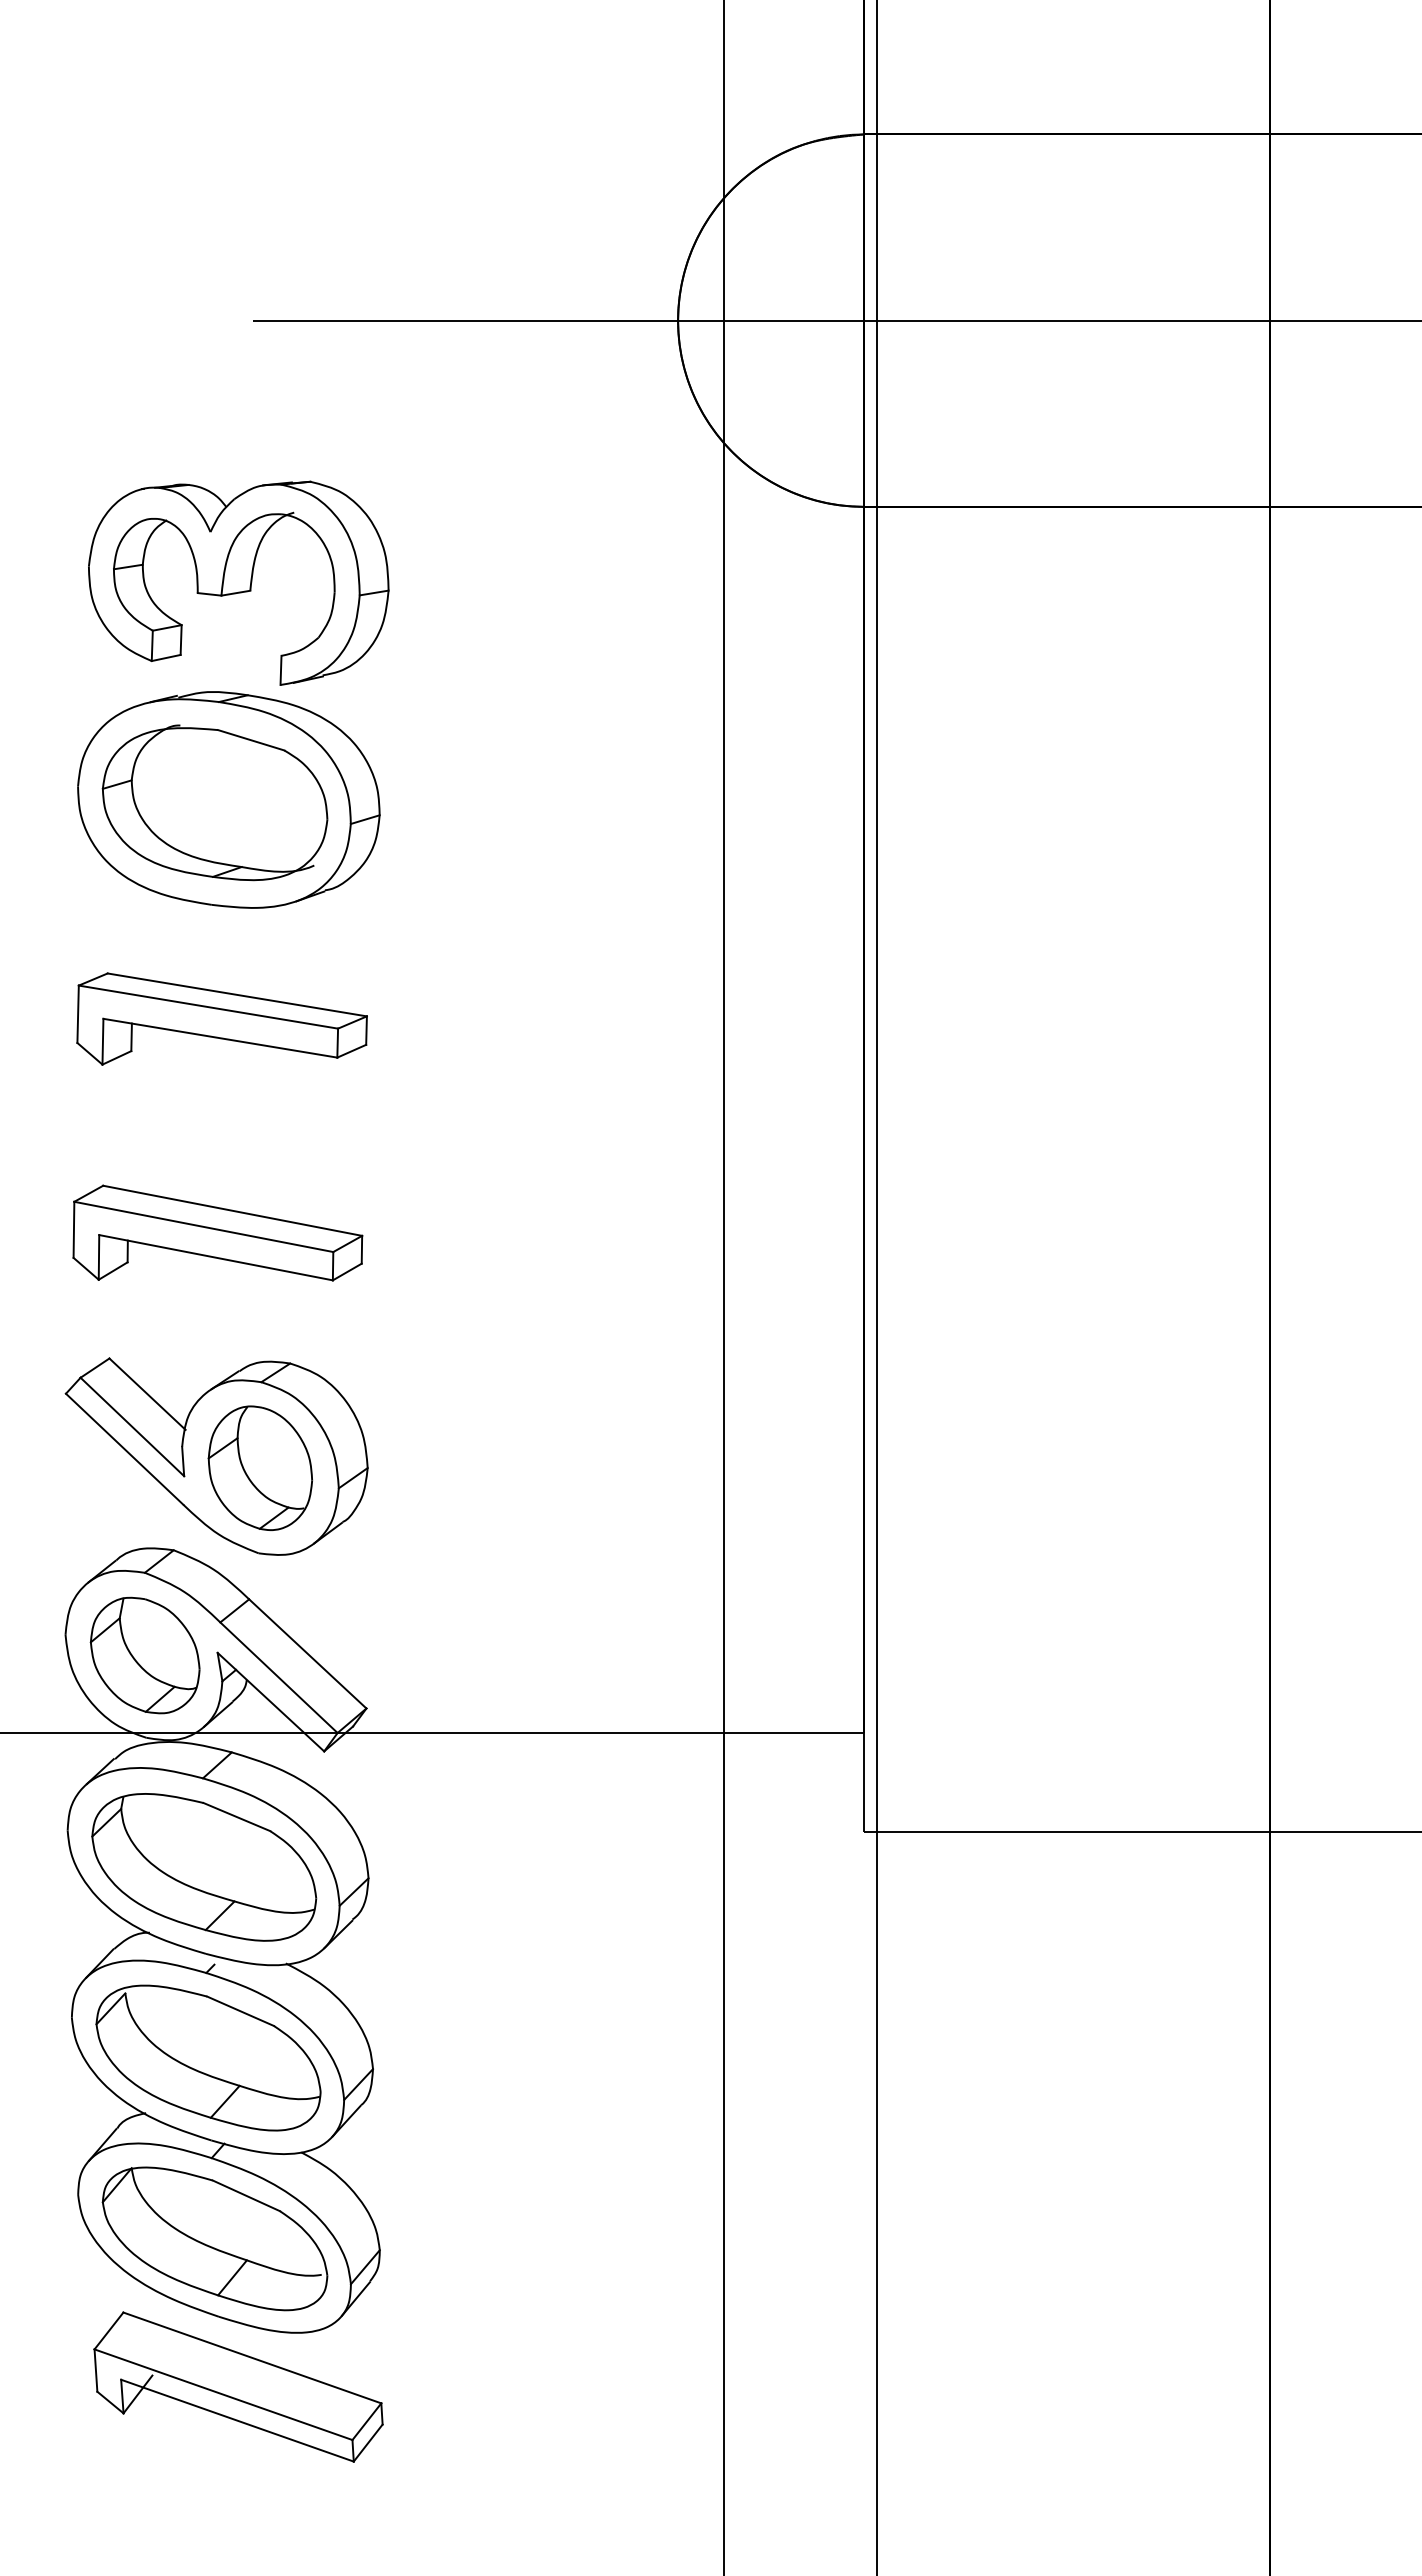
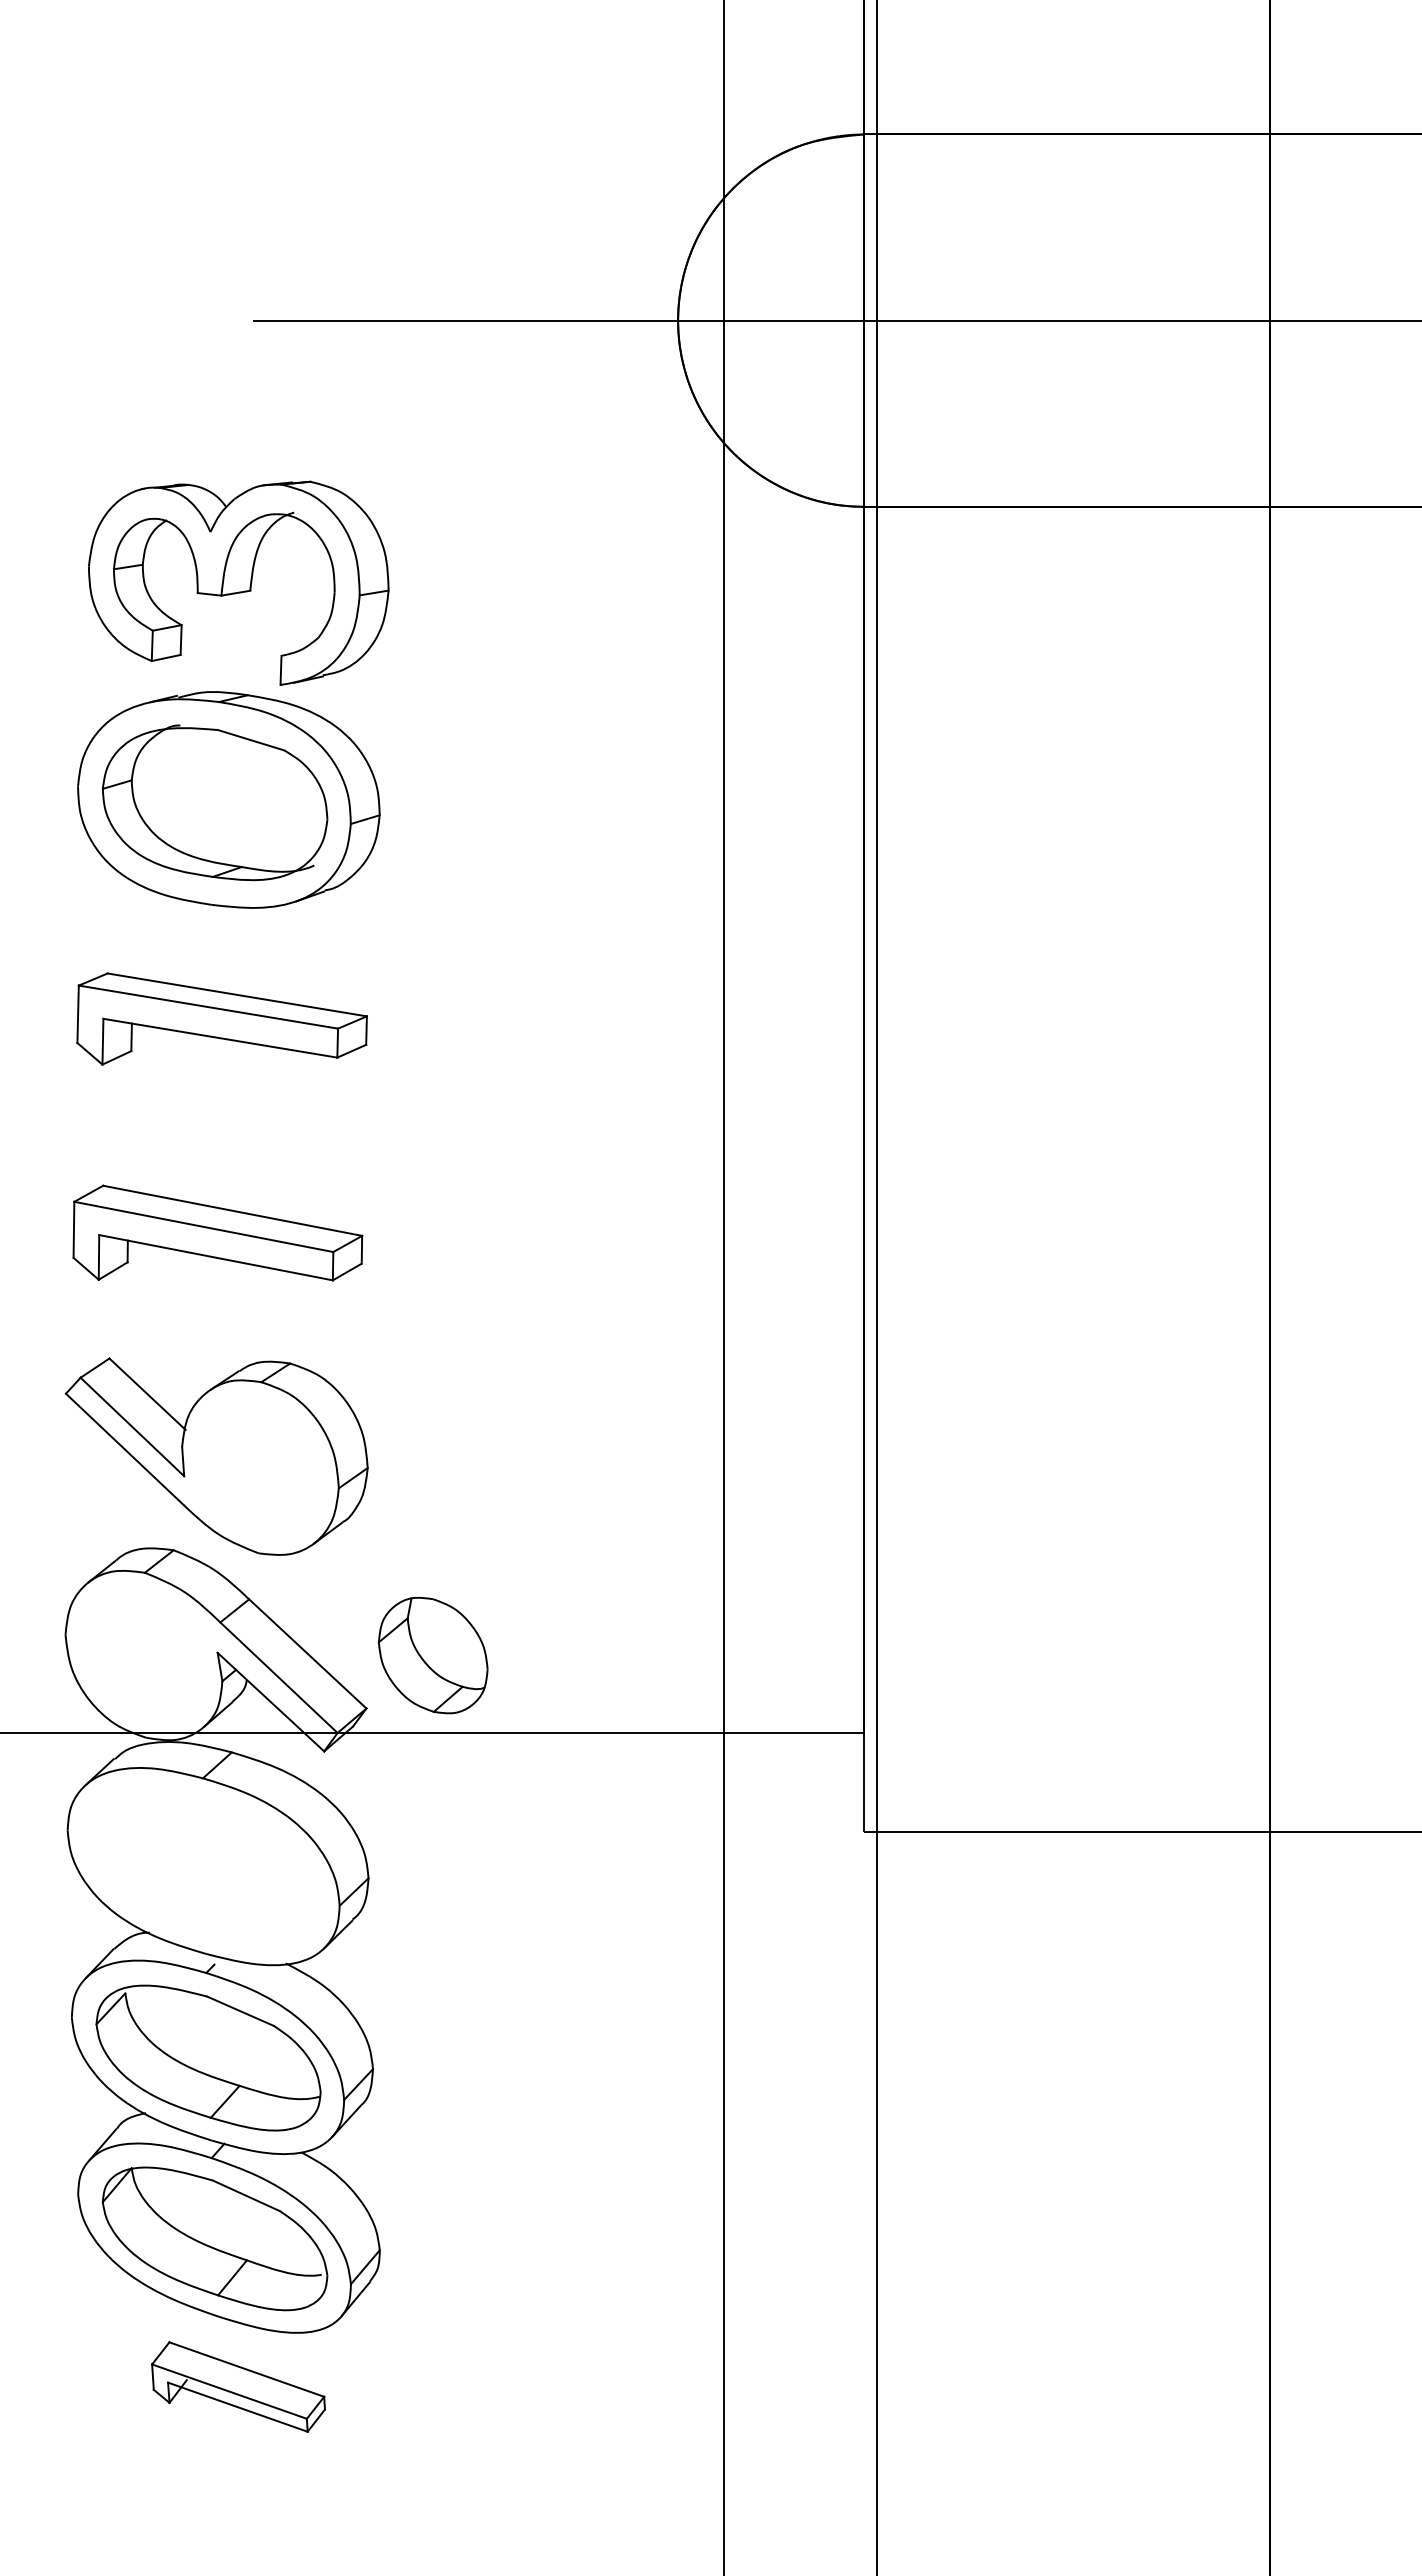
part: present -> none (259, 1467)
part position: (144, 1655) -> (432, 1655) (432, 1655)
part: present -> none (204, 1867)
part size: 291x152 px -> 175x92 px (238, 2386)
